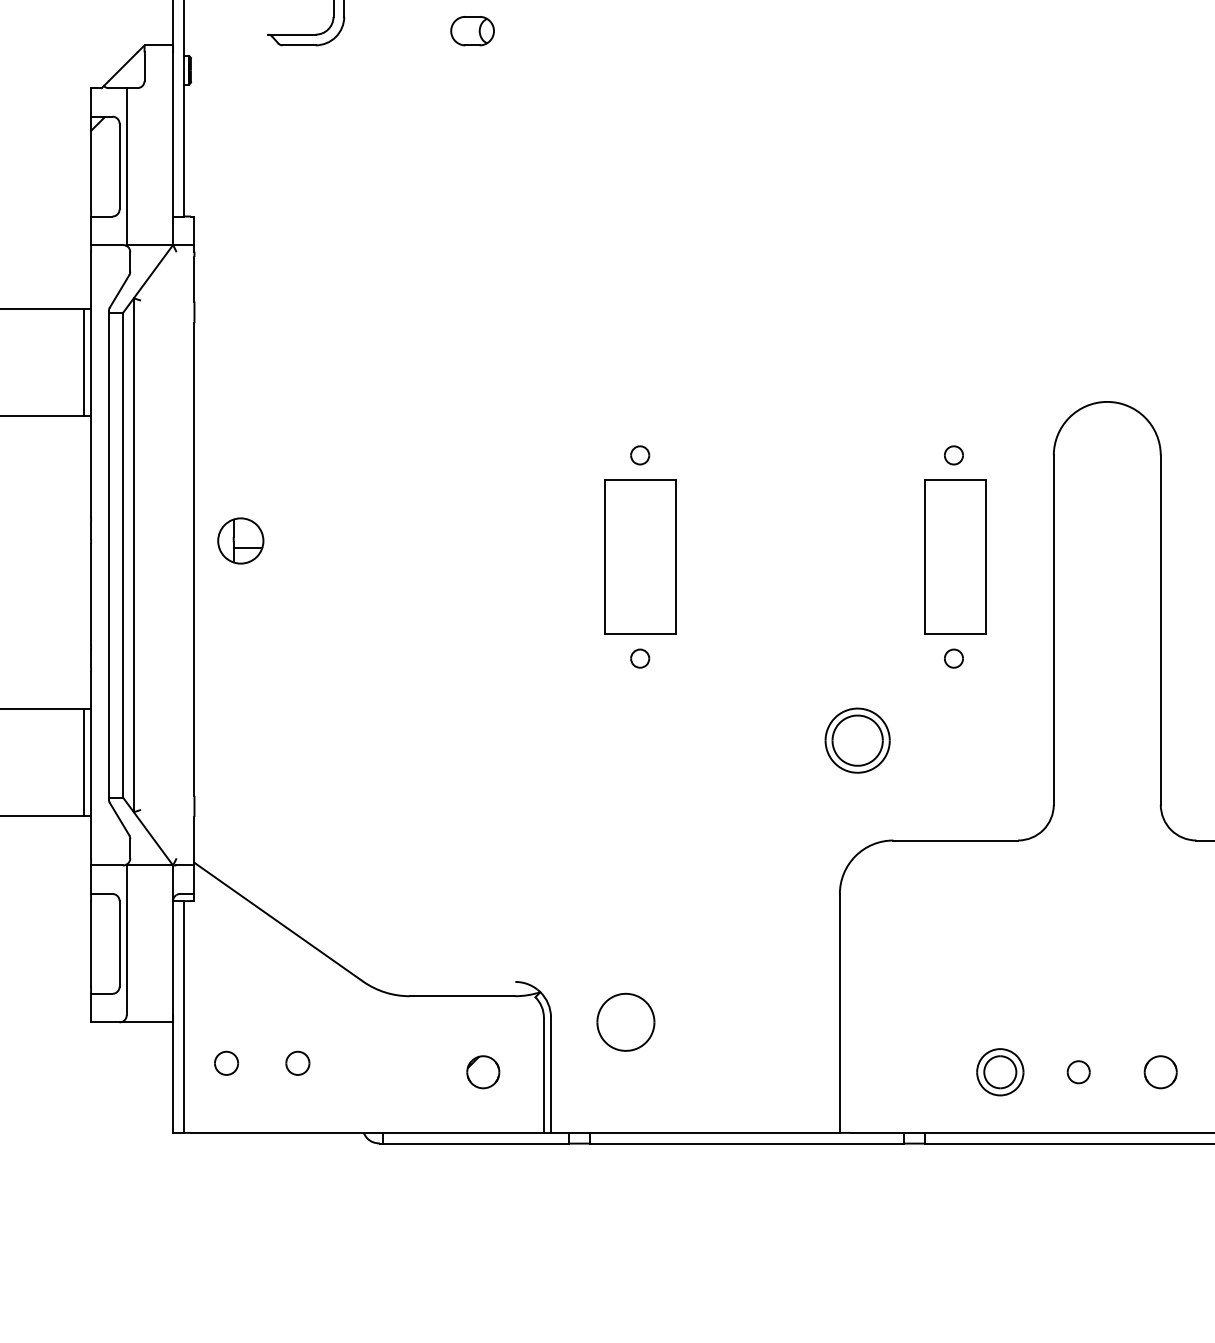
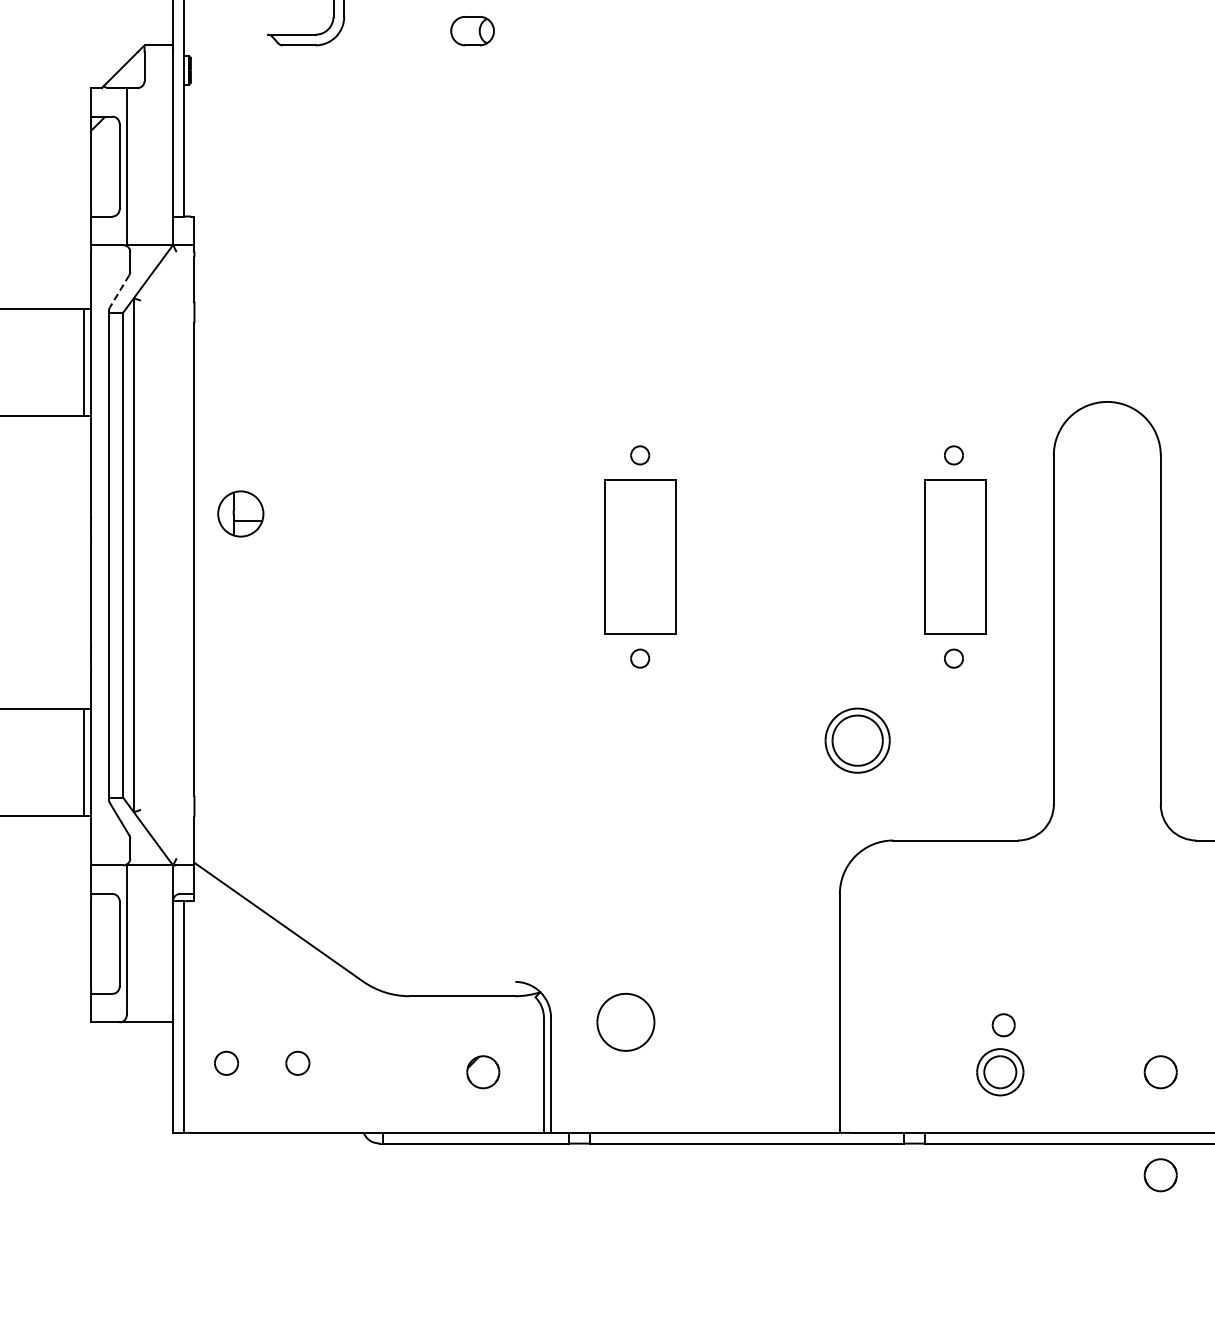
line: solid -> dashed (119, 291)
part position: (240, 540) -> (240, 513) (240, 513)
part position: (1078, 1072) -> (1003, 1025) (1003, 1025)
part: none -> present (1160, 1175)
